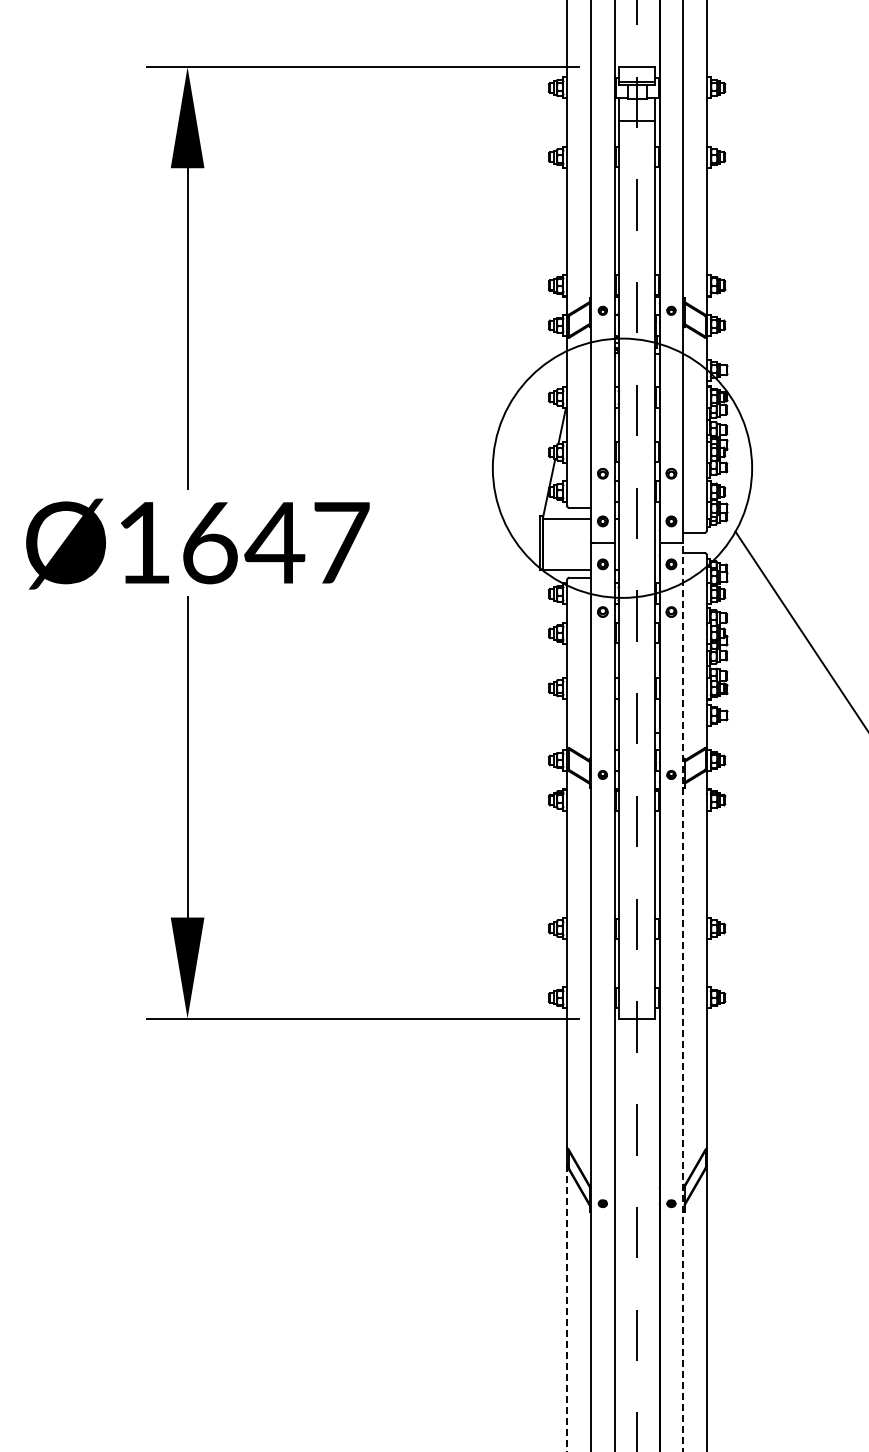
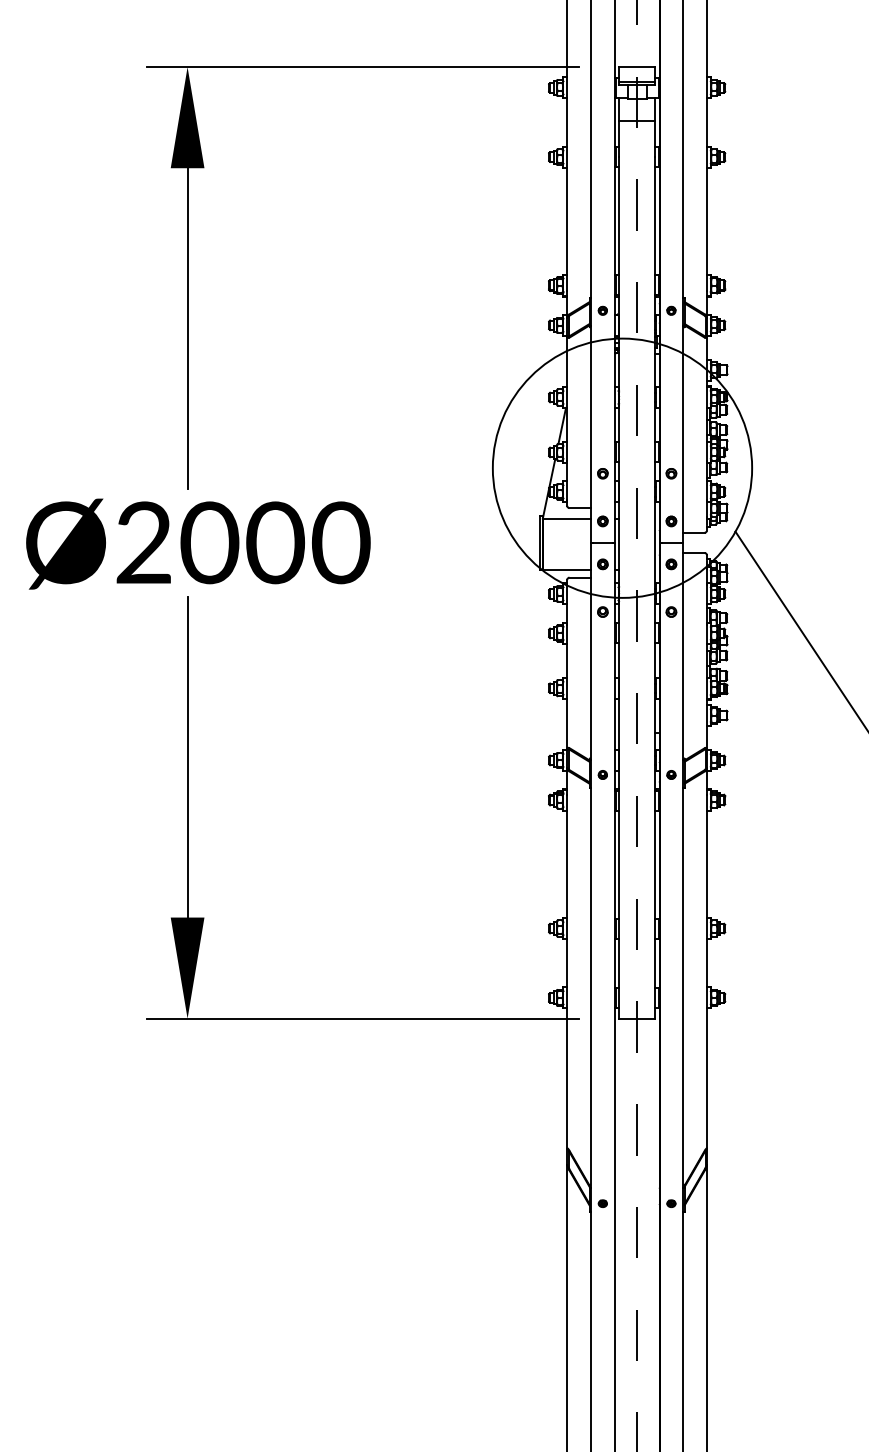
text: Ø1647 -> Ø2000 (243, 542)
line: dashed -> solid (683, 996)
line: dashed -> solid (567, 1308)
